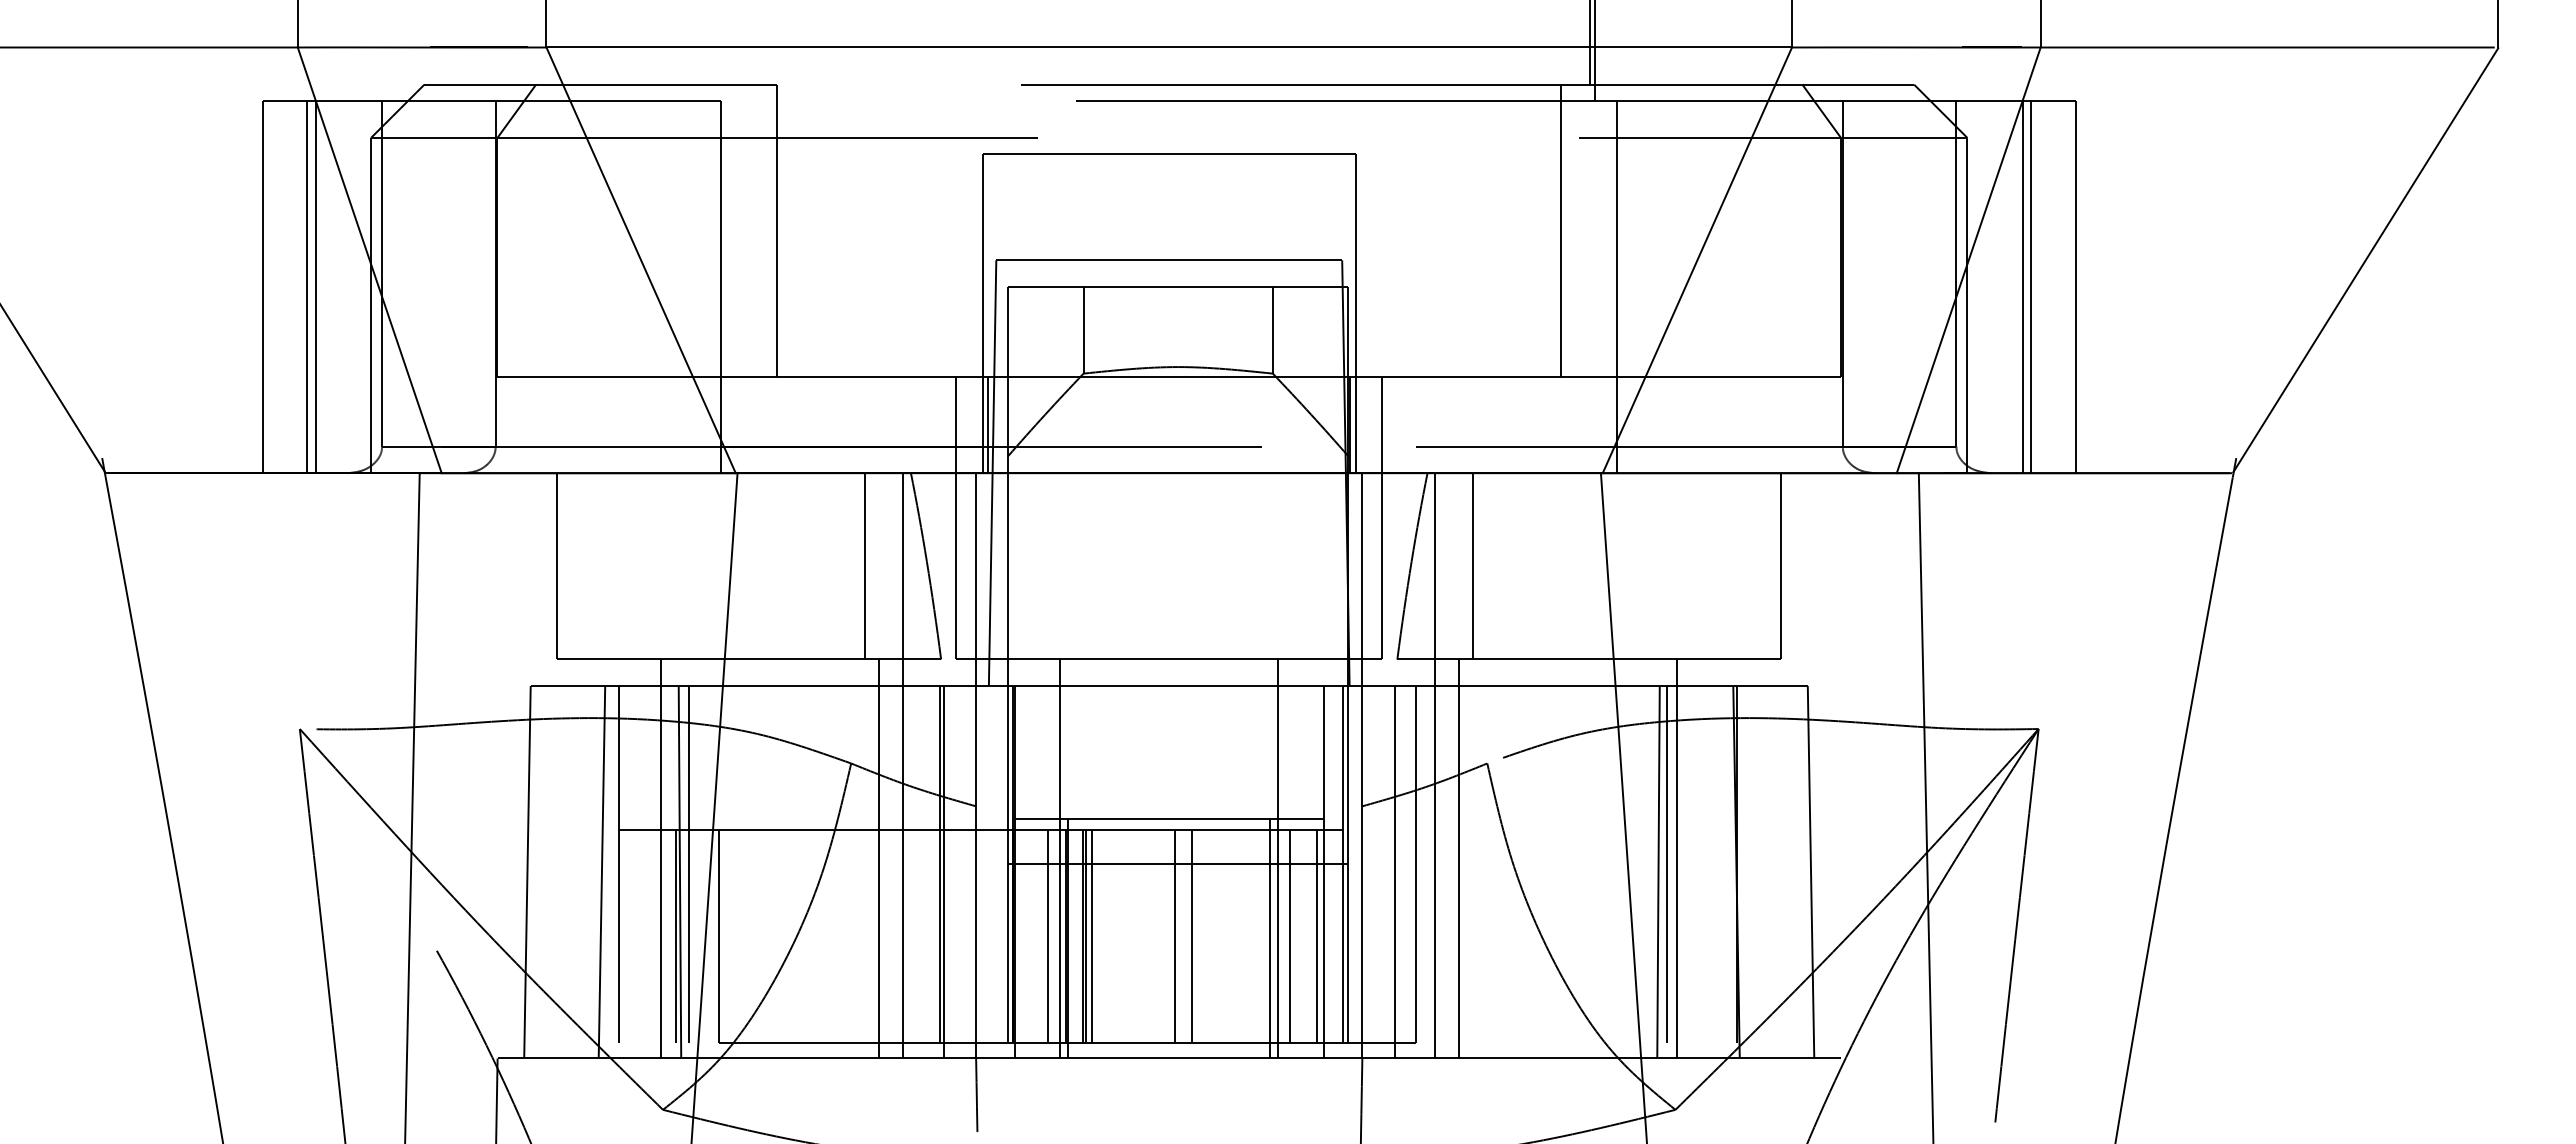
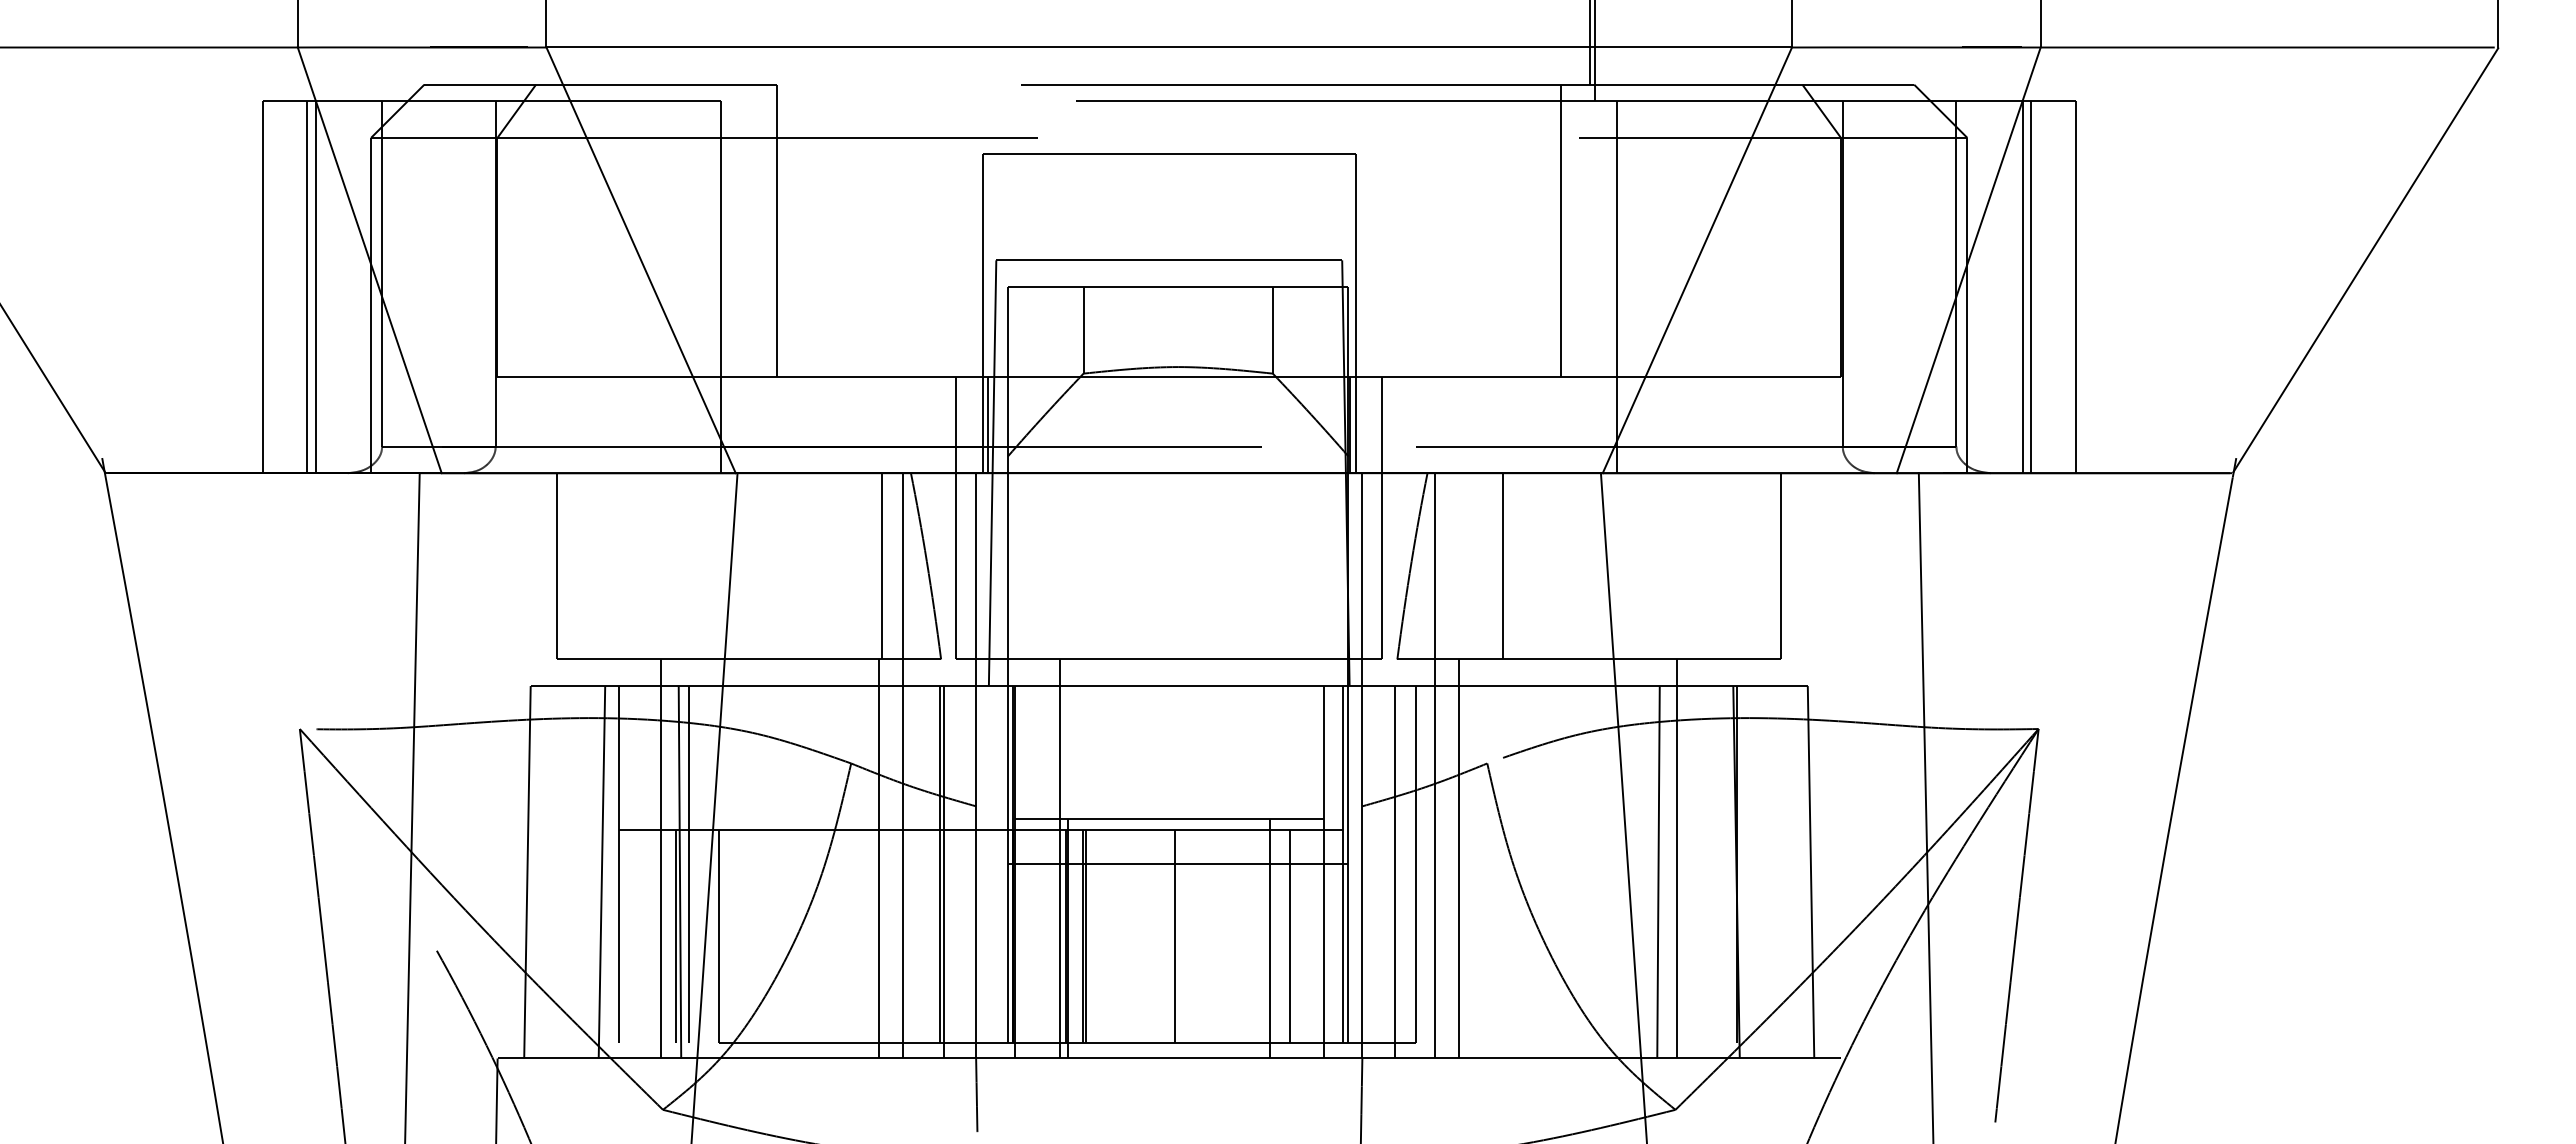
line position: (865, 566) -> (882, 566) (882, 566)
line position: (1473, 566) -> (1503, 566) (1503, 566)
line: present -> none (1278, 858)
line: present -> none (1667, 864)
line: present -> none (1048, 935)
line: present -> none (1092, 935)
line: present -> none (1191, 935)
line: present -> none (1316, 935)
